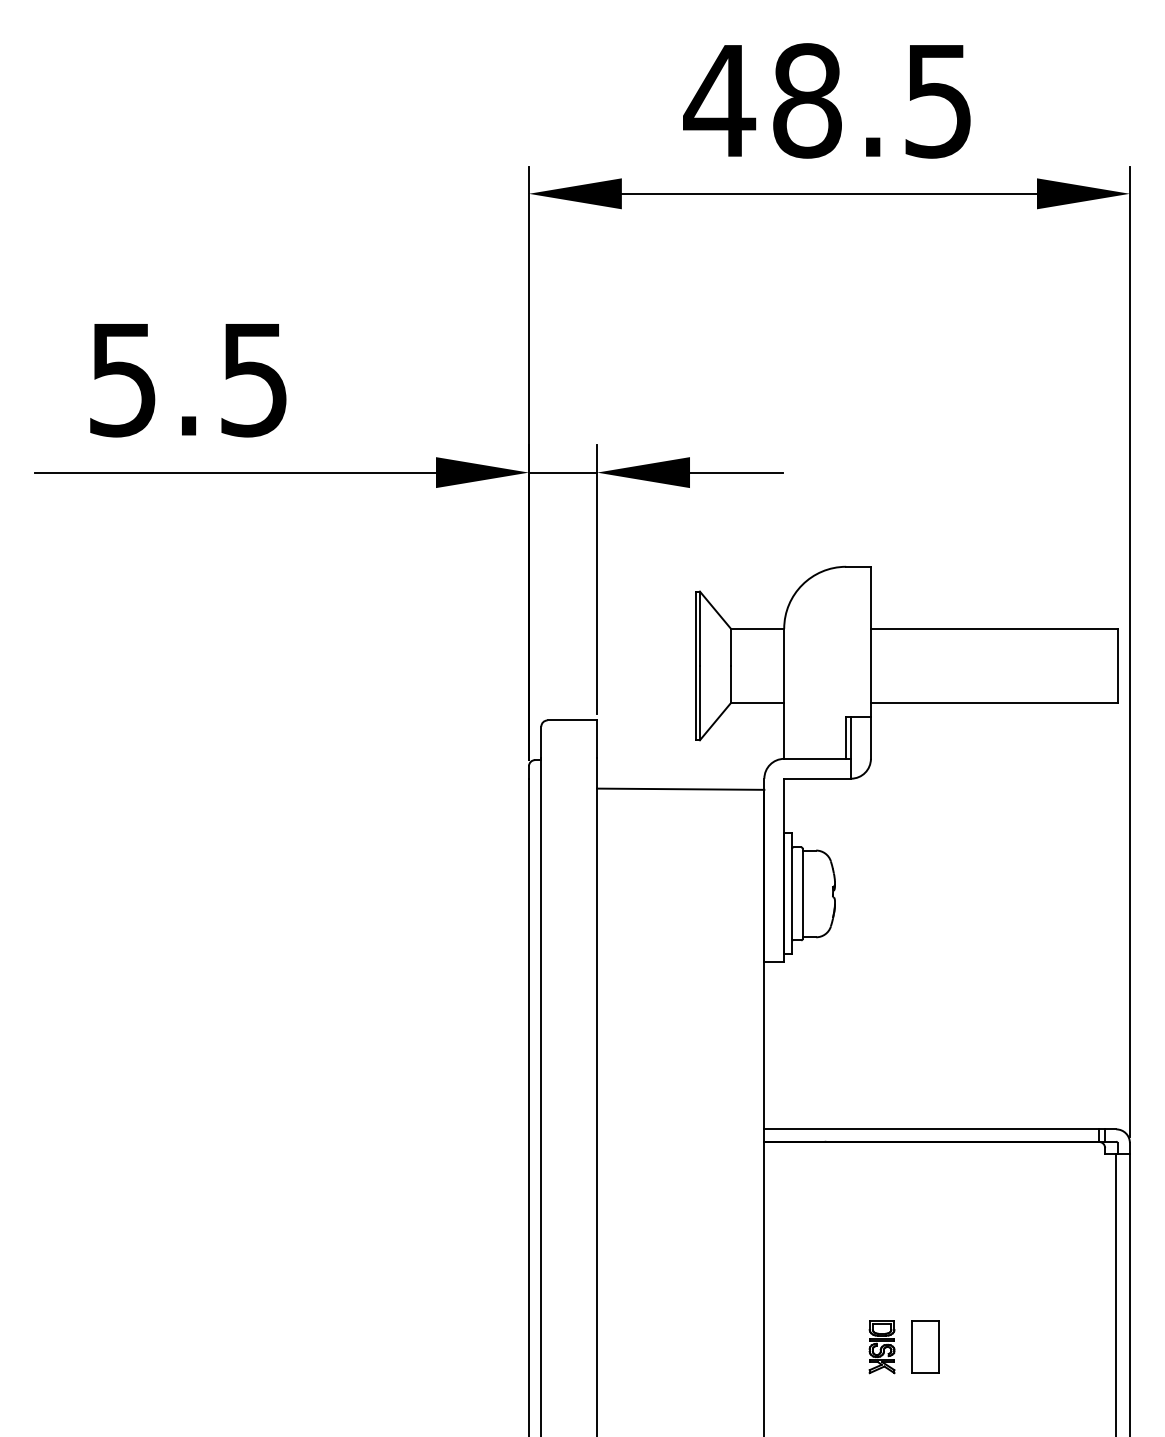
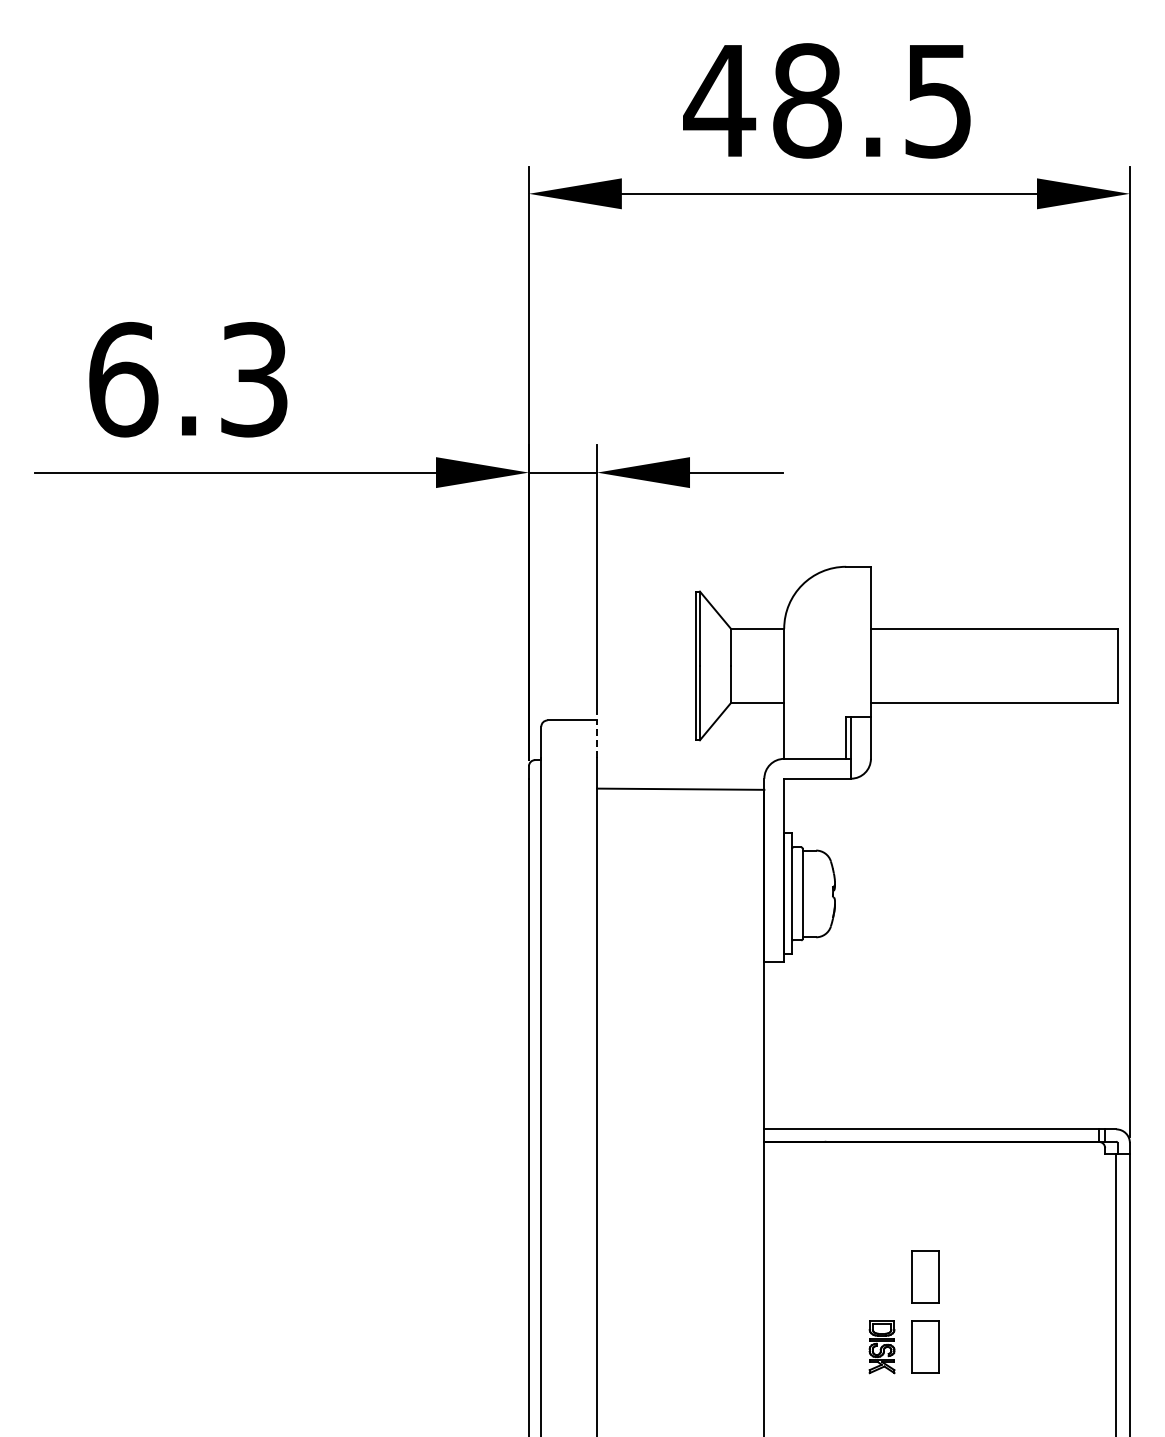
text: 5.5 -> 6.3 (188, 379)
line: solid -> dashed (597, 739)
part: none -> present (925, 1276)
